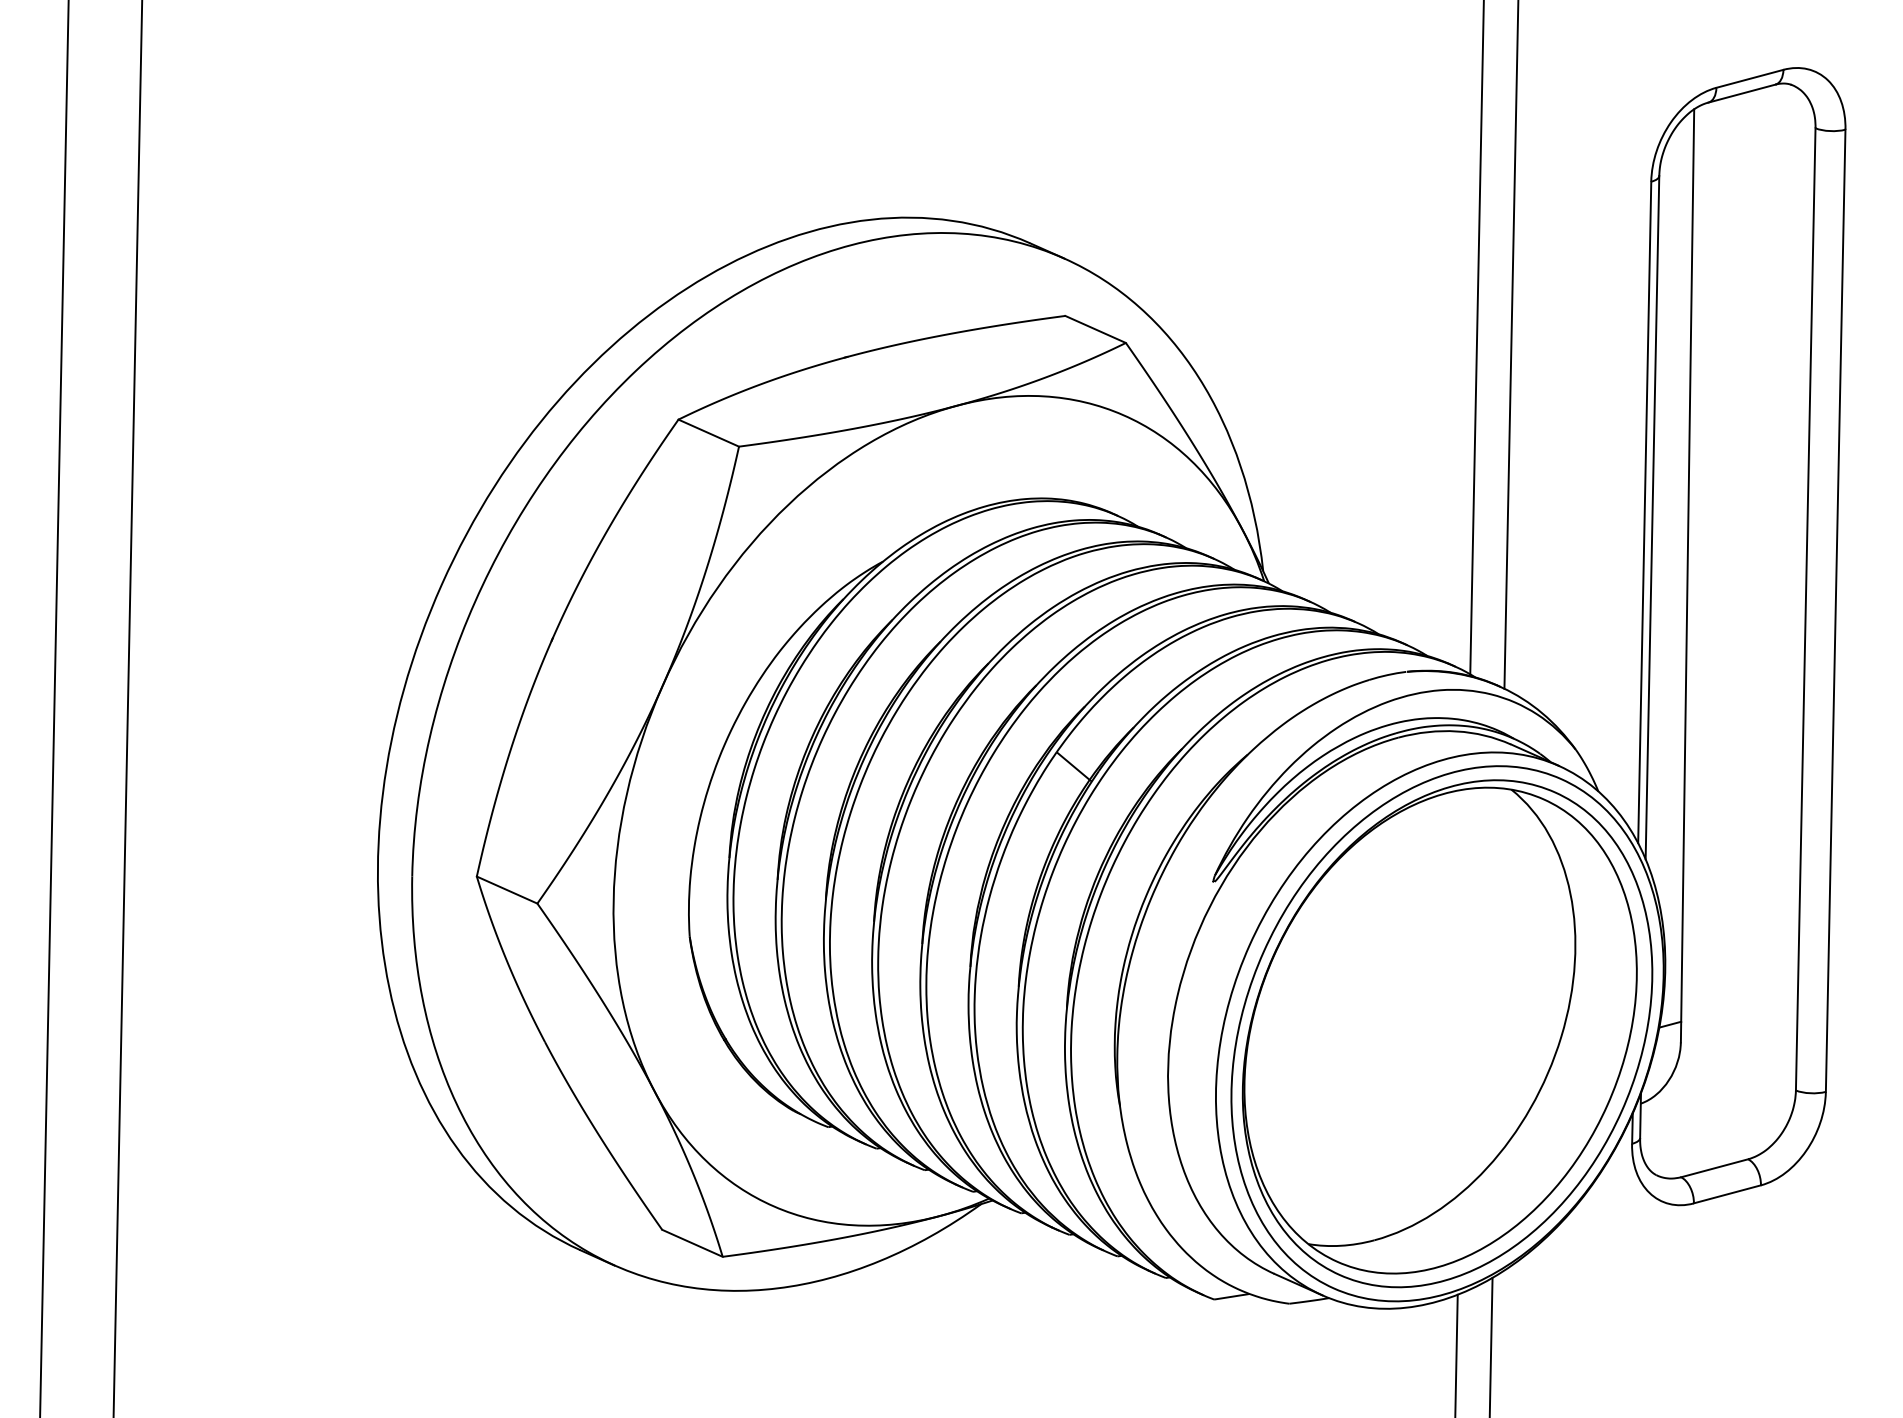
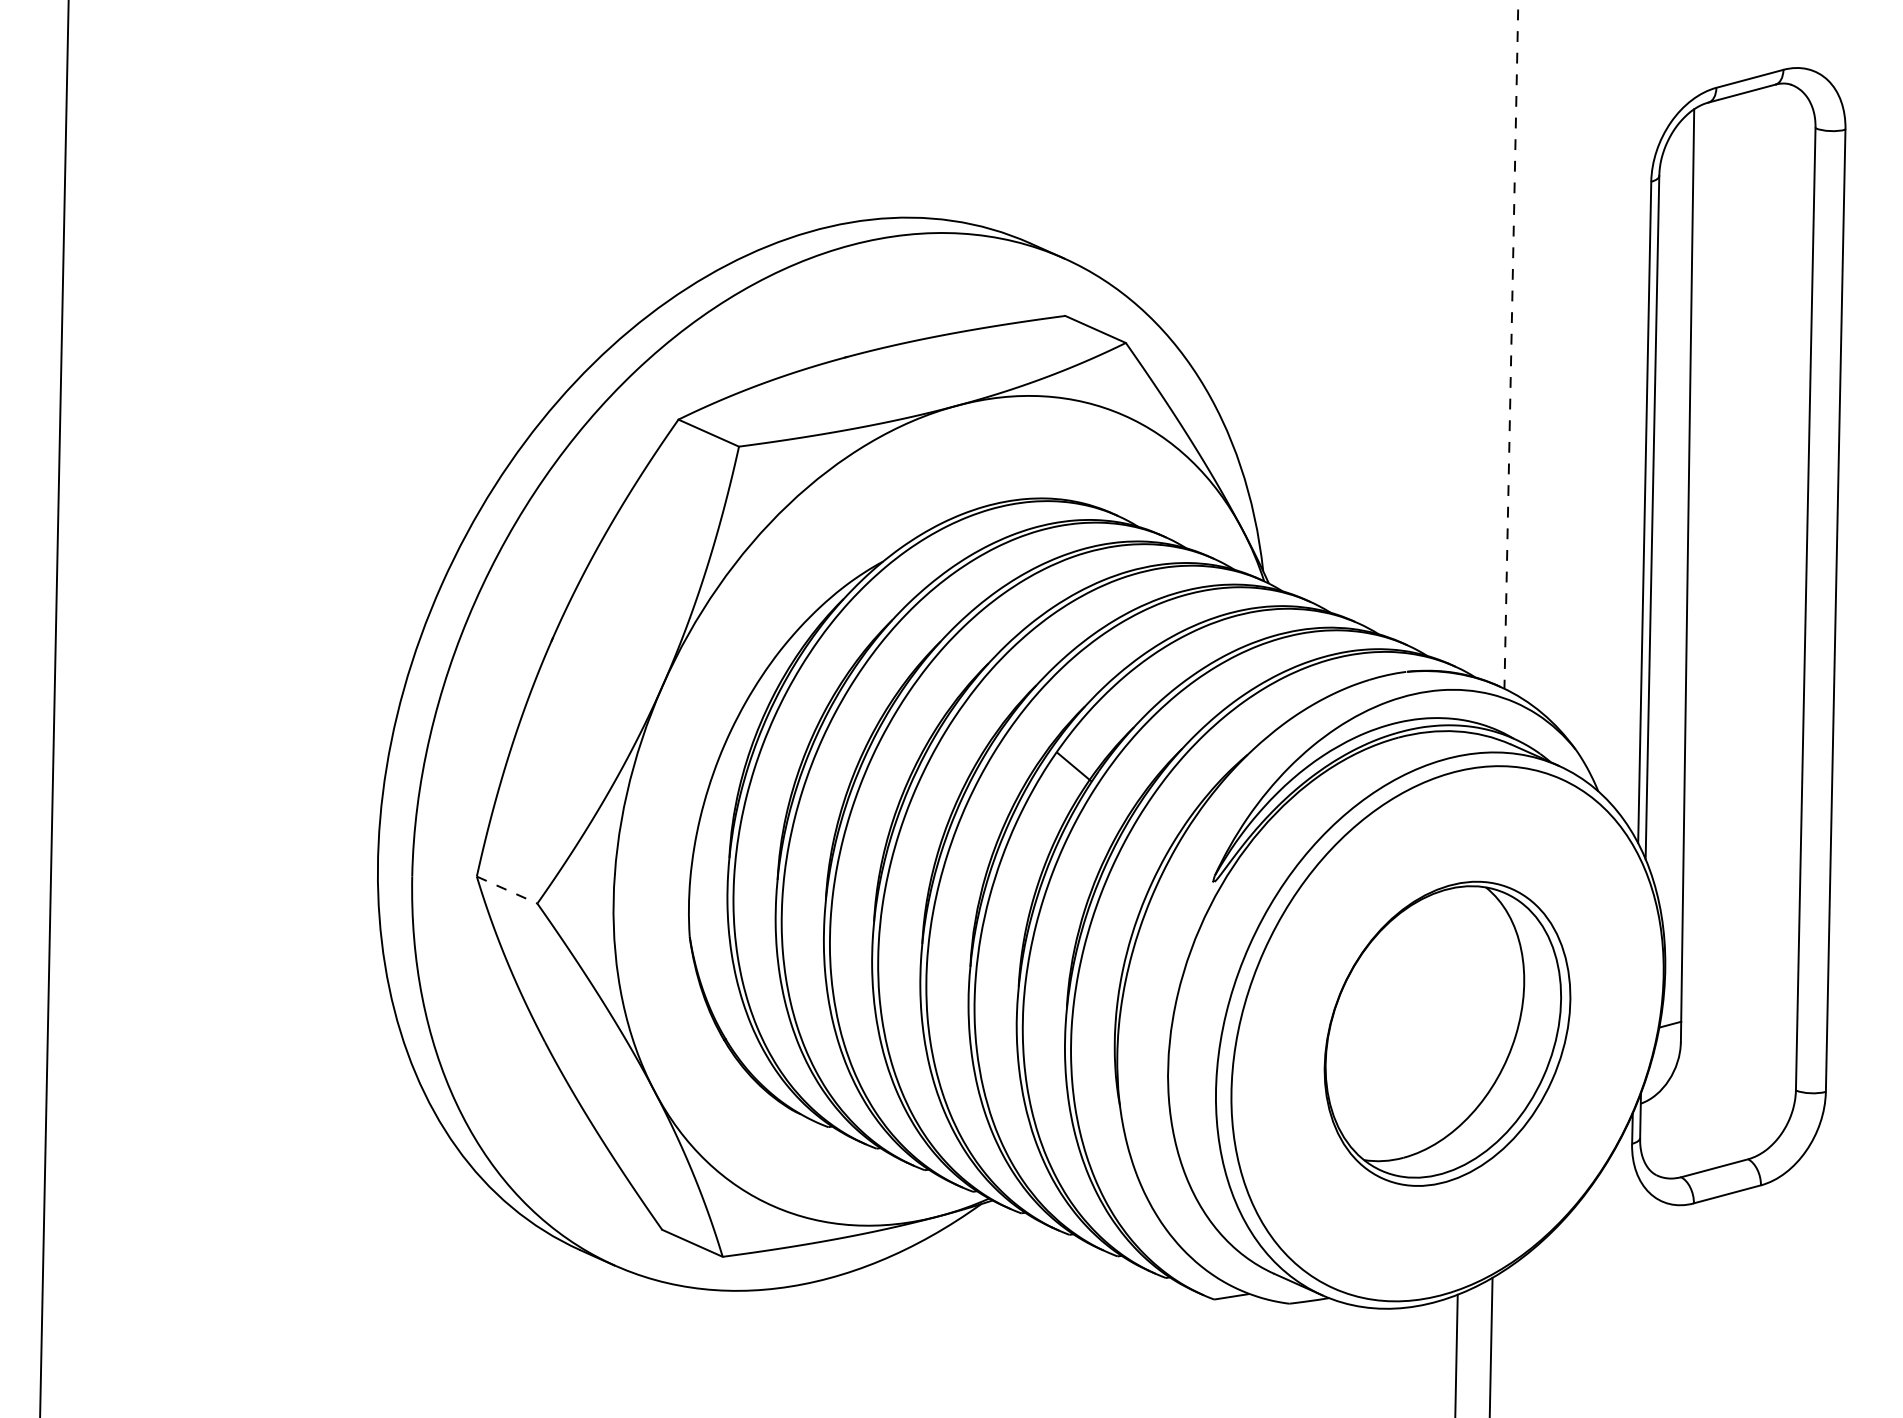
line: present -> none (1476, 338)
line: solid -> dashed (1511, 345)
line: present -> none (127, 708)
line: solid -> dashed (507, 890)
part size: 413x510 px -> 249x307 px (1447, 1033)
